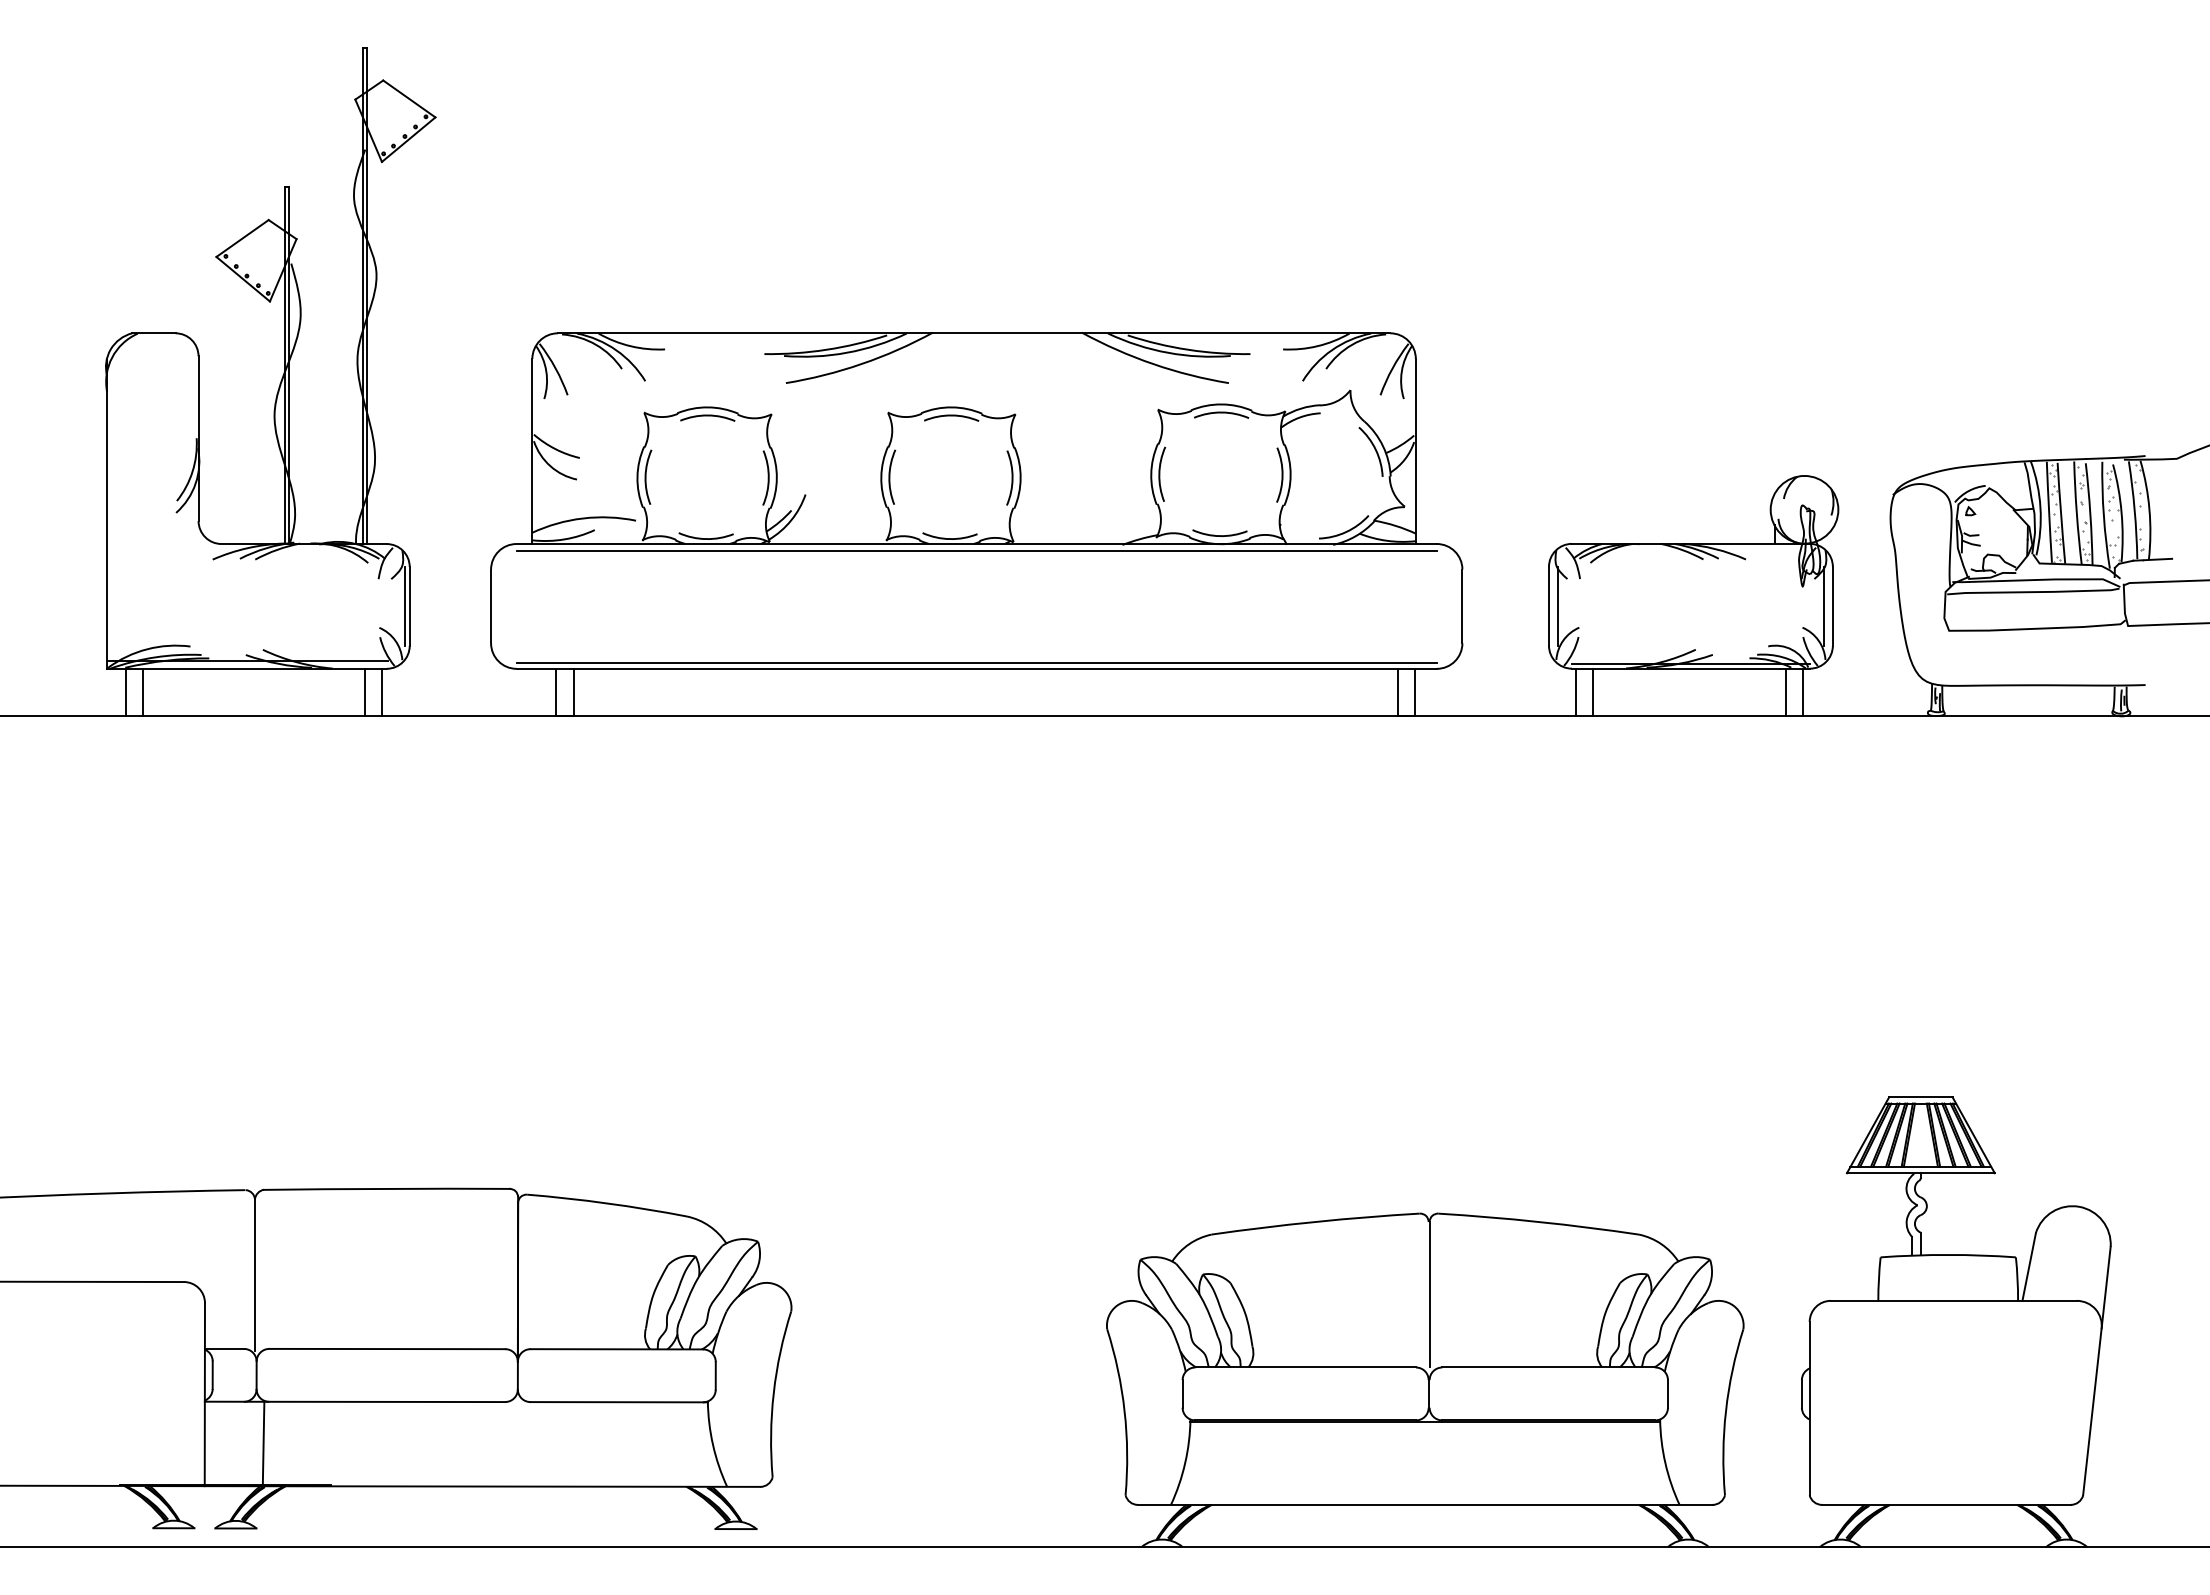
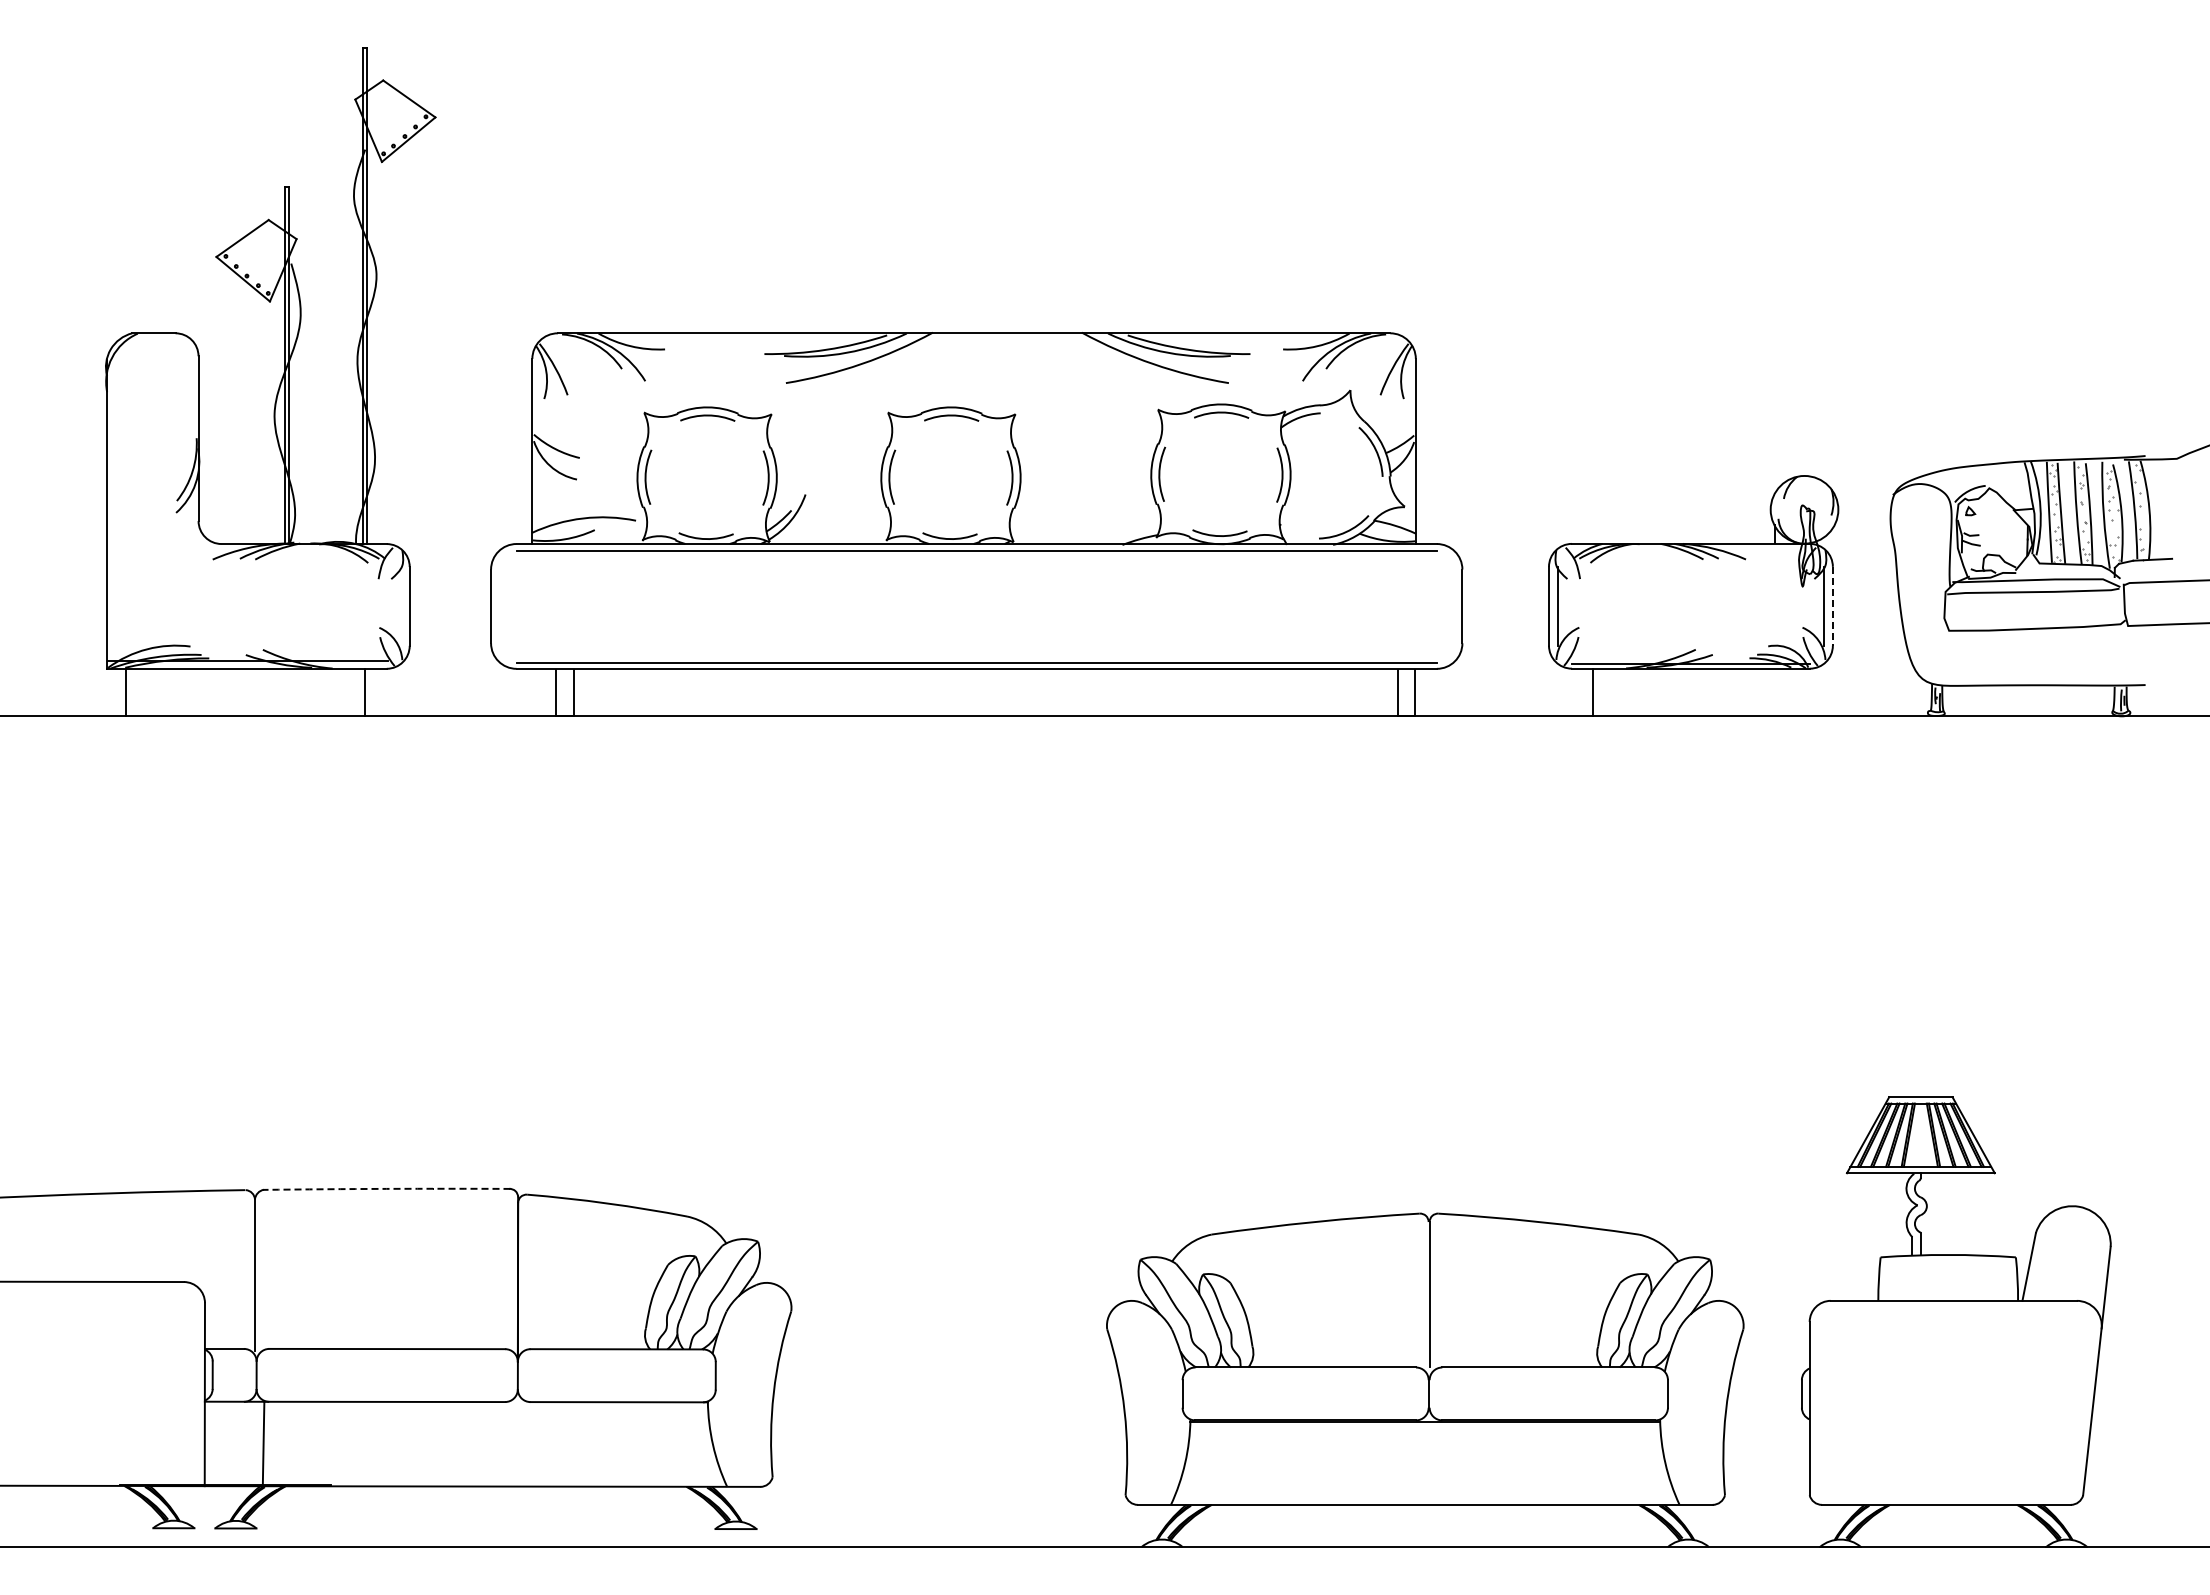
line: present -> none (405, 606)
line: solid -> dashed (1832, 606)
line: present -> none (142, 692)
line: present -> none (382, 692)
line: present -> none (1576, 692)
line: present -> none (1786, 692)
line: present -> none (1802, 692)
arc: solid -> dashed (386, 1188)
